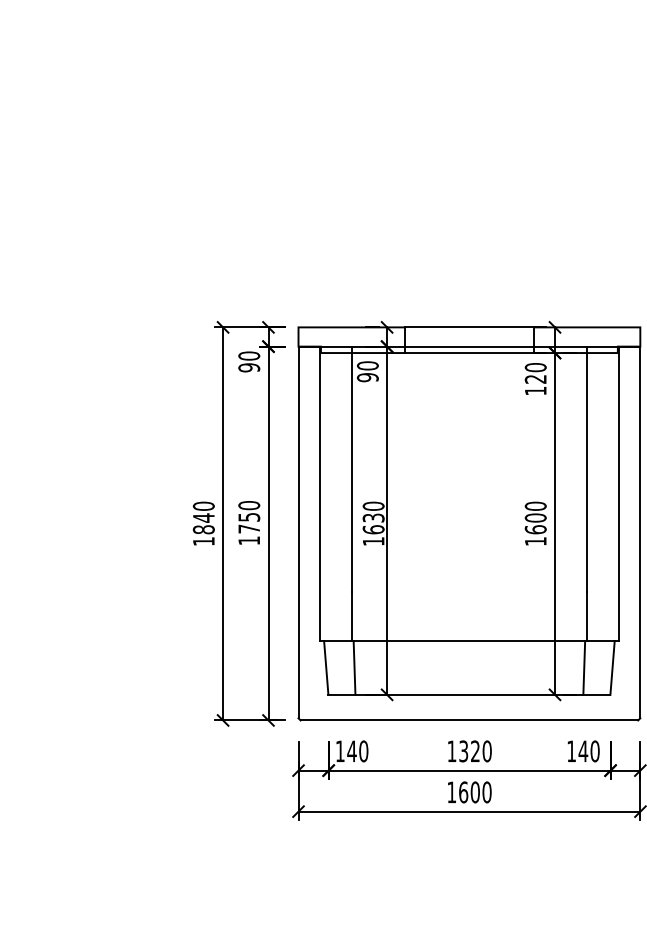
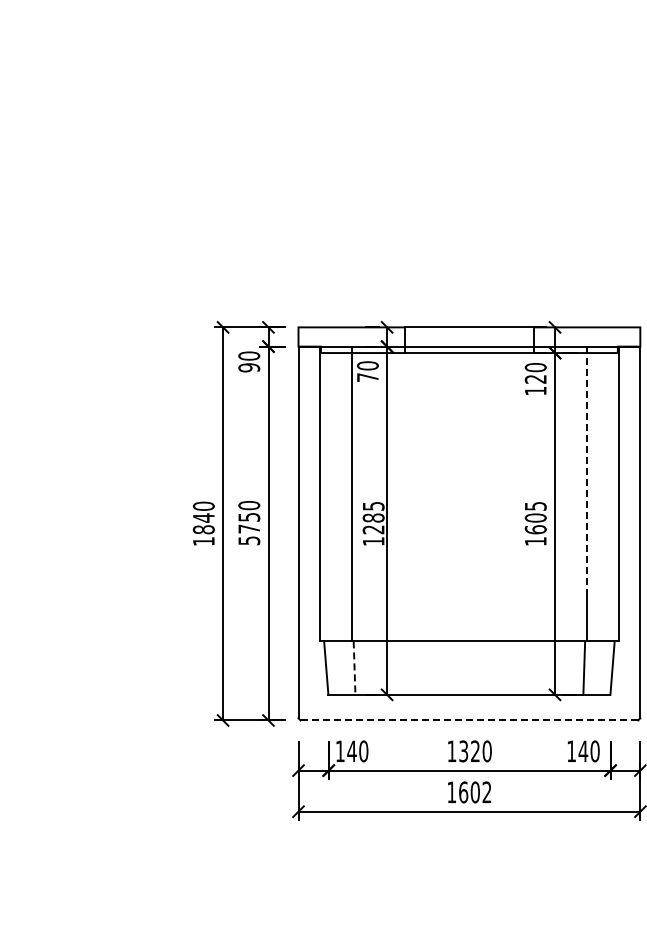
text: 90 -> 70 (367, 377)
line: solid -> dashed (586, 469)
text: 1600 -> 1605 (535, 505)
text: 1630 -> 1285 (373, 517)
text: 1750 -> 5750 (249, 540)
line: solid -> dashed (354, 668)
line: solid -> dashed (469, 720)
text: 1600 -> 1602 (486, 792)
